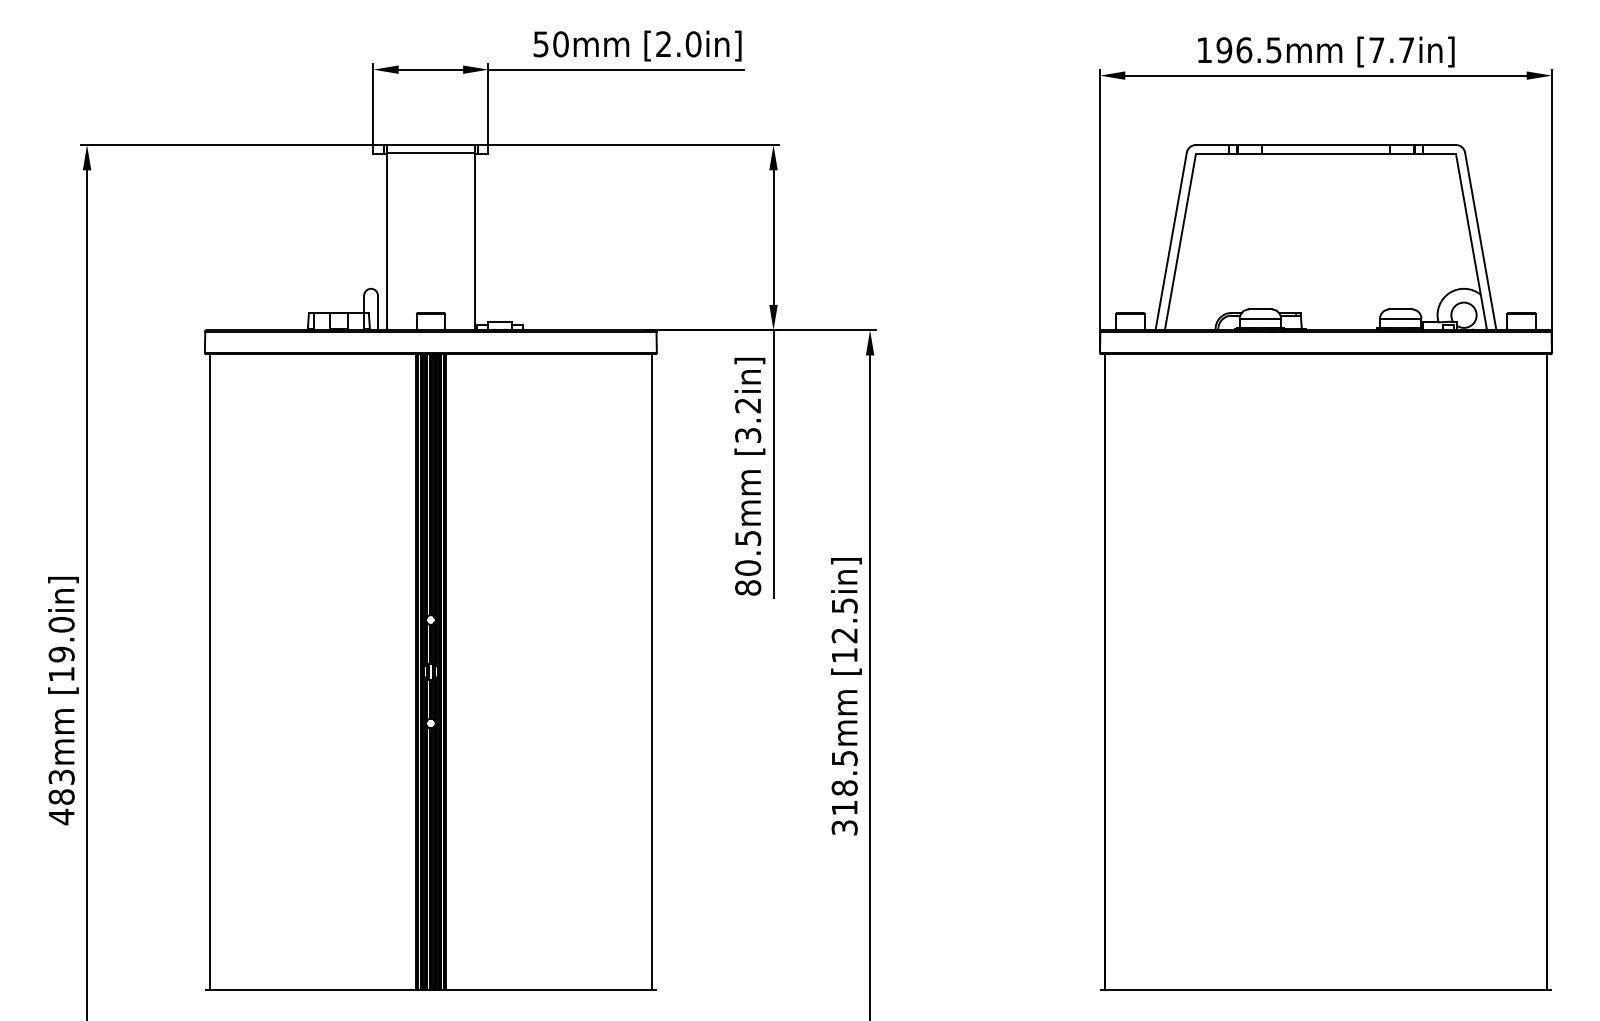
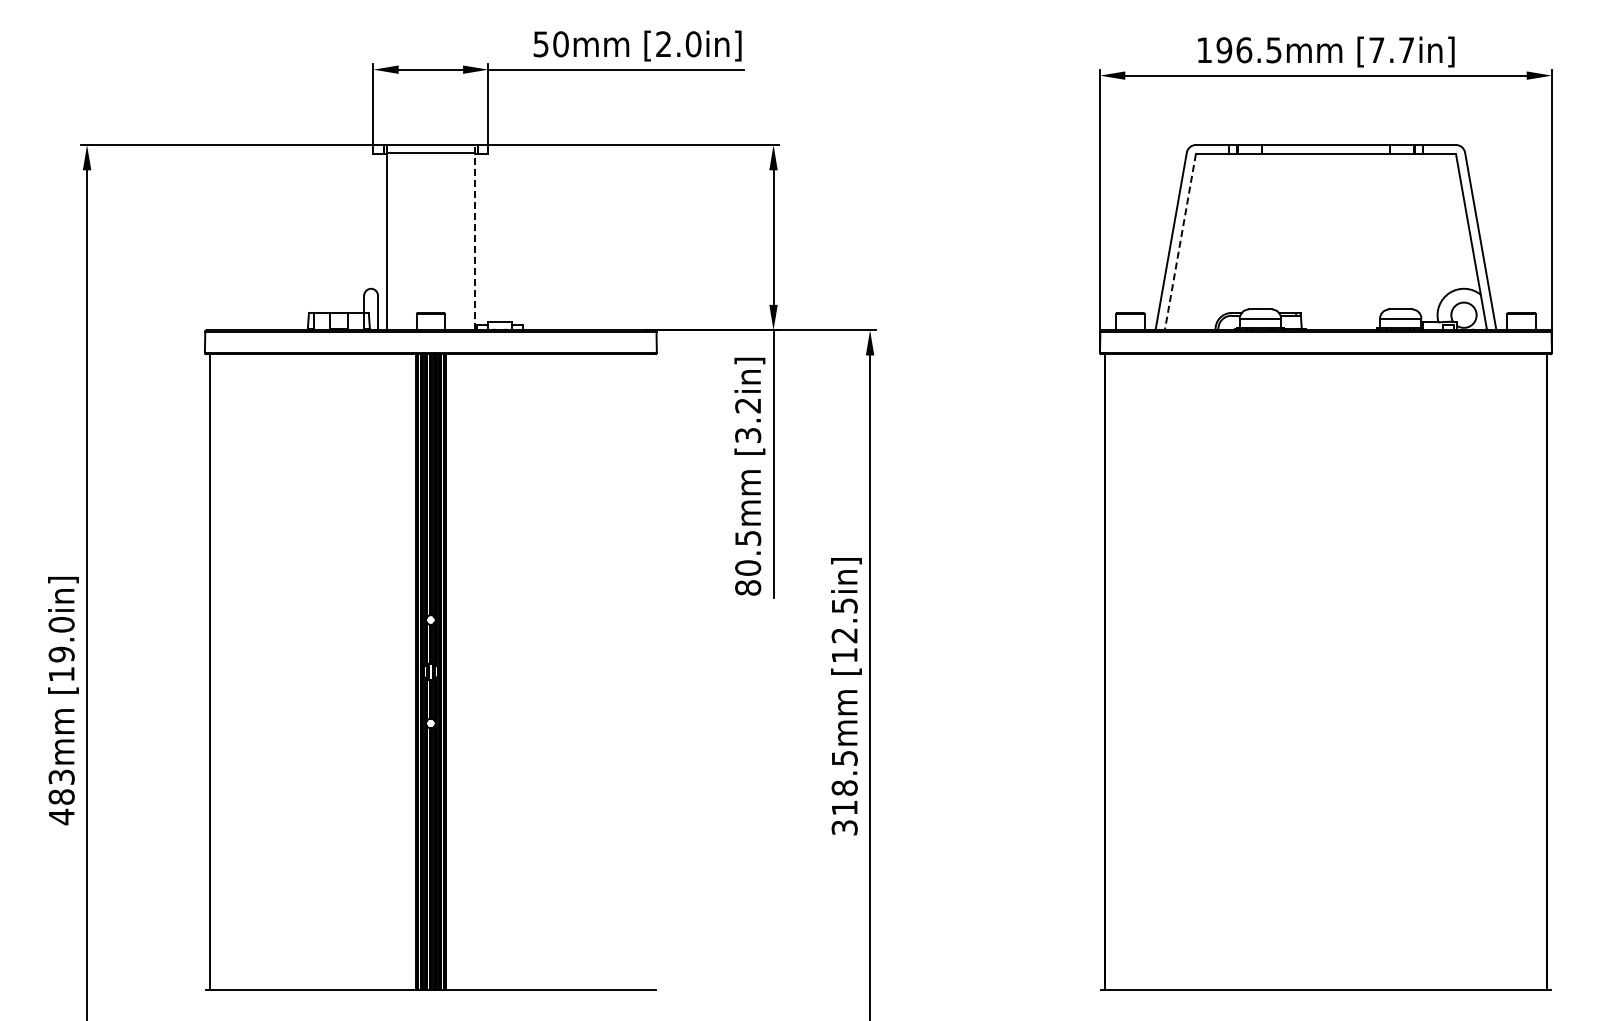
line: solid -> dashed (474, 237)
line: solid -> dashed (1180, 242)
line: present -> none (652, 672)
